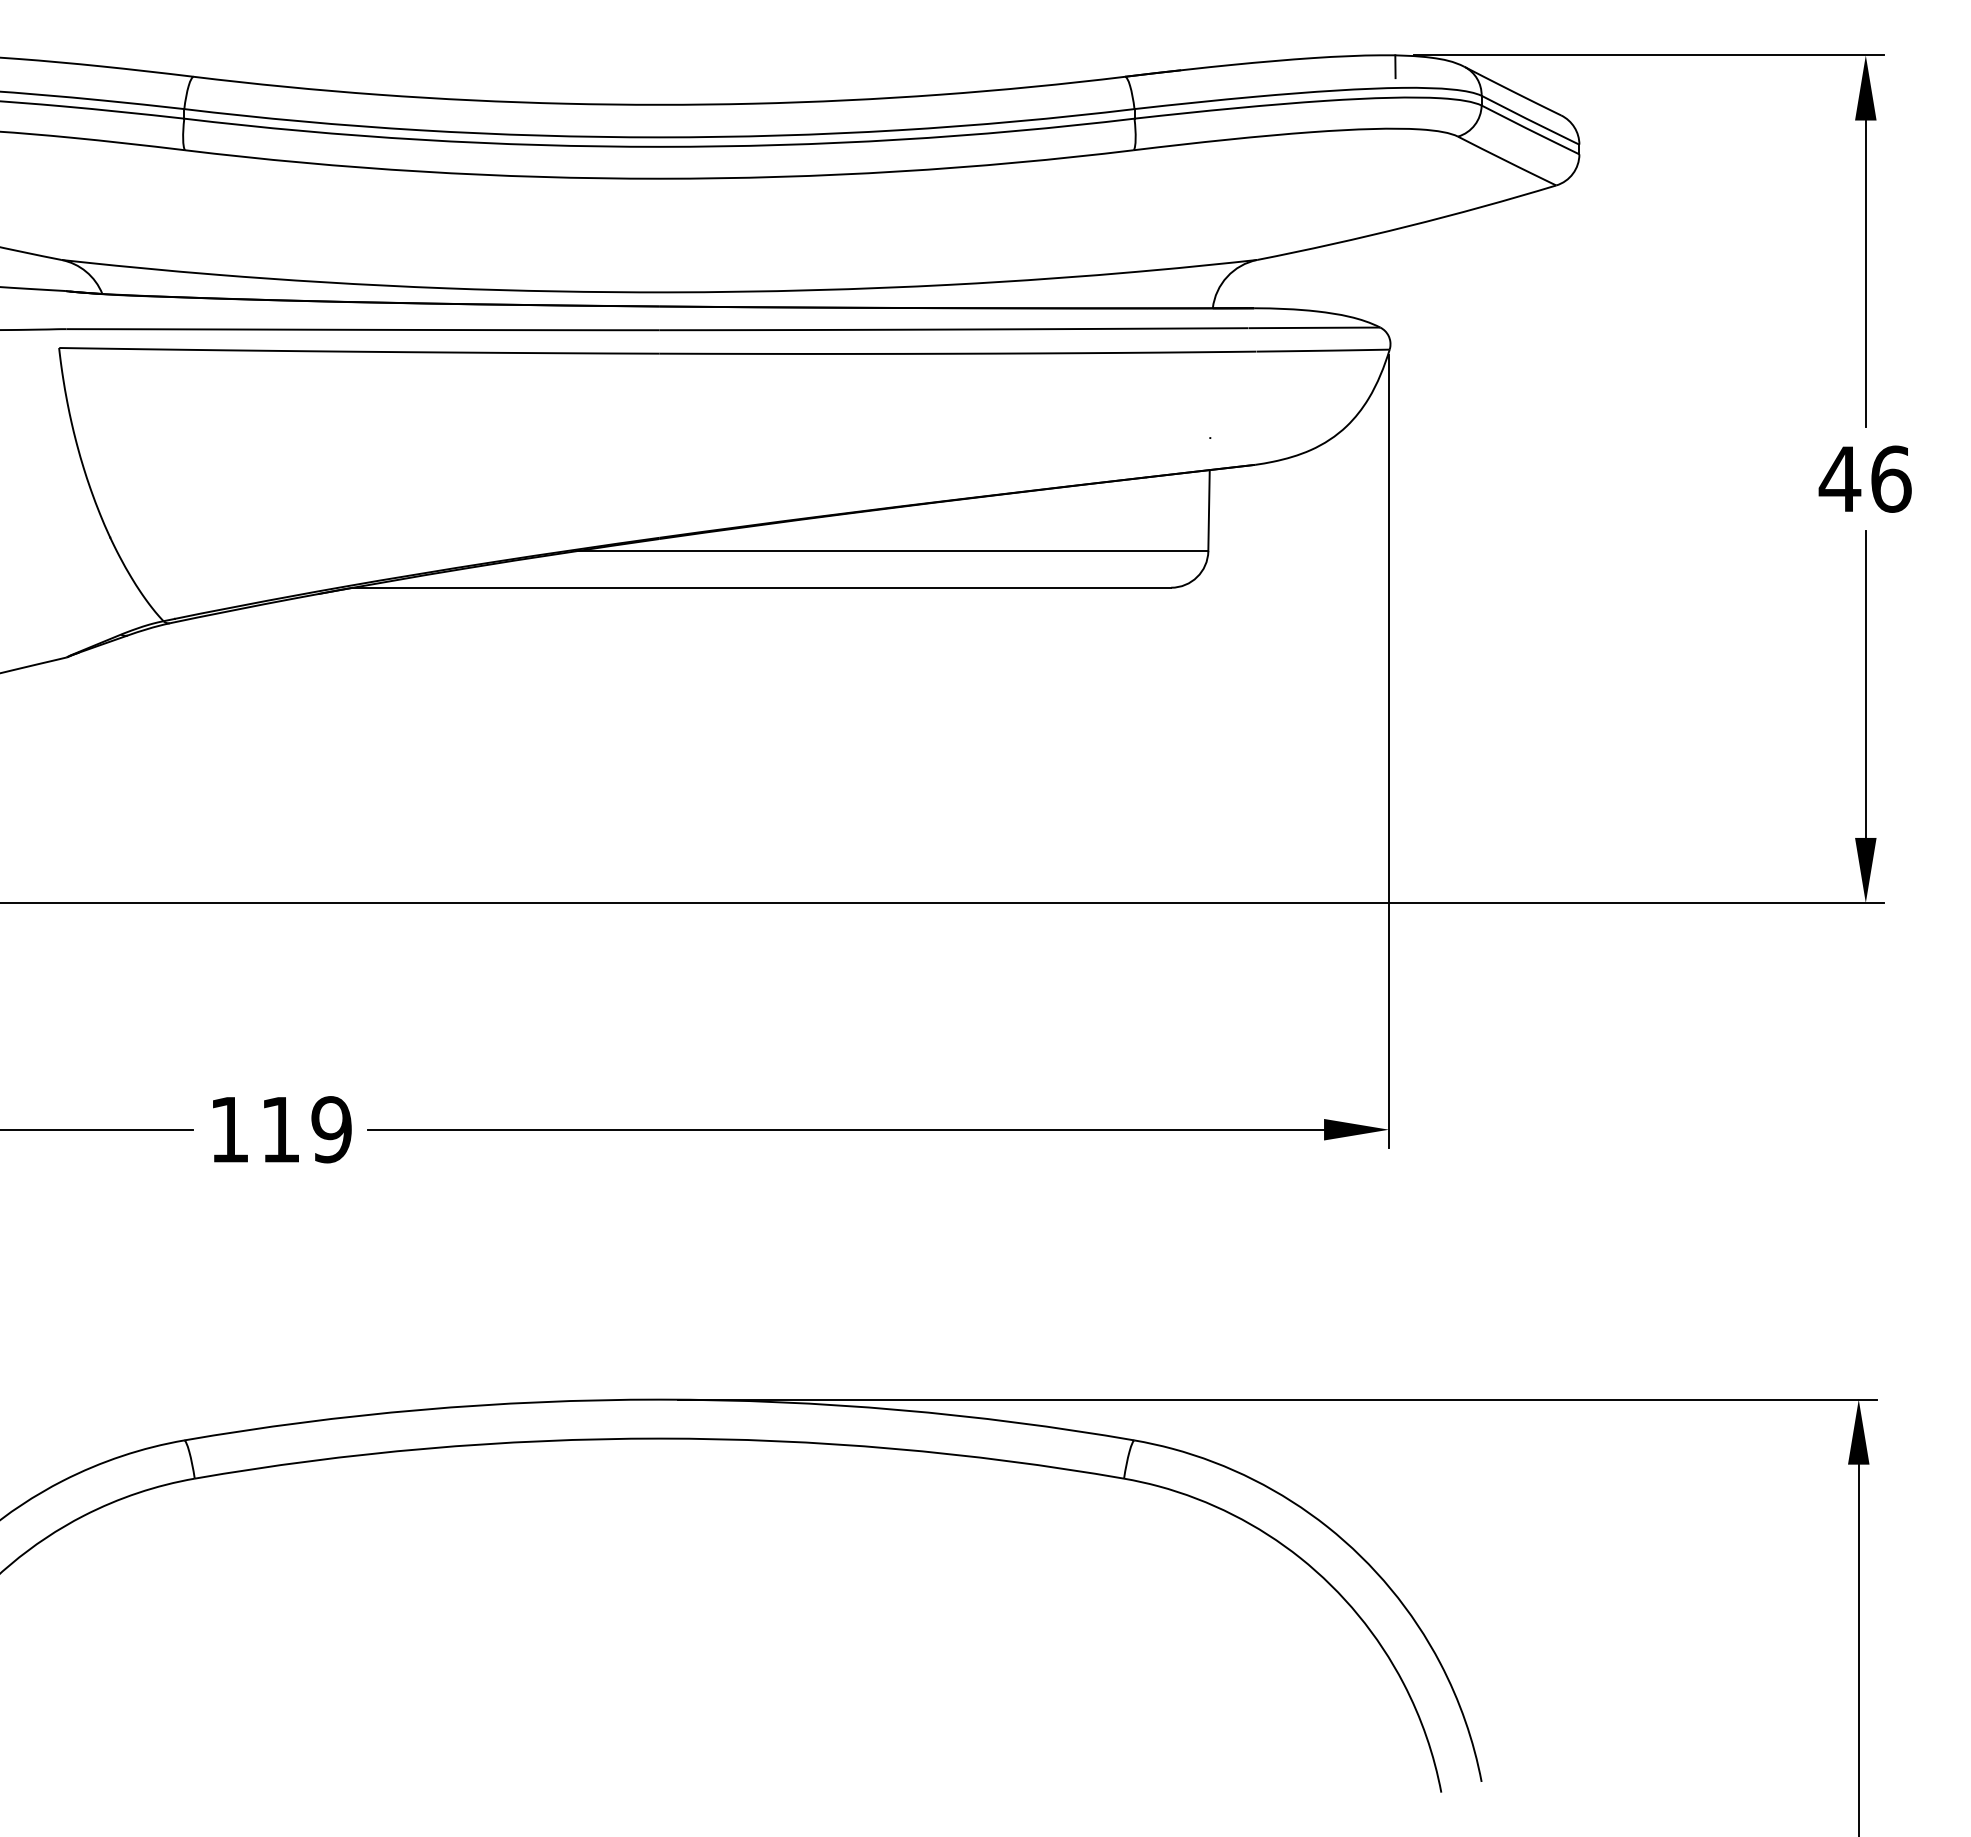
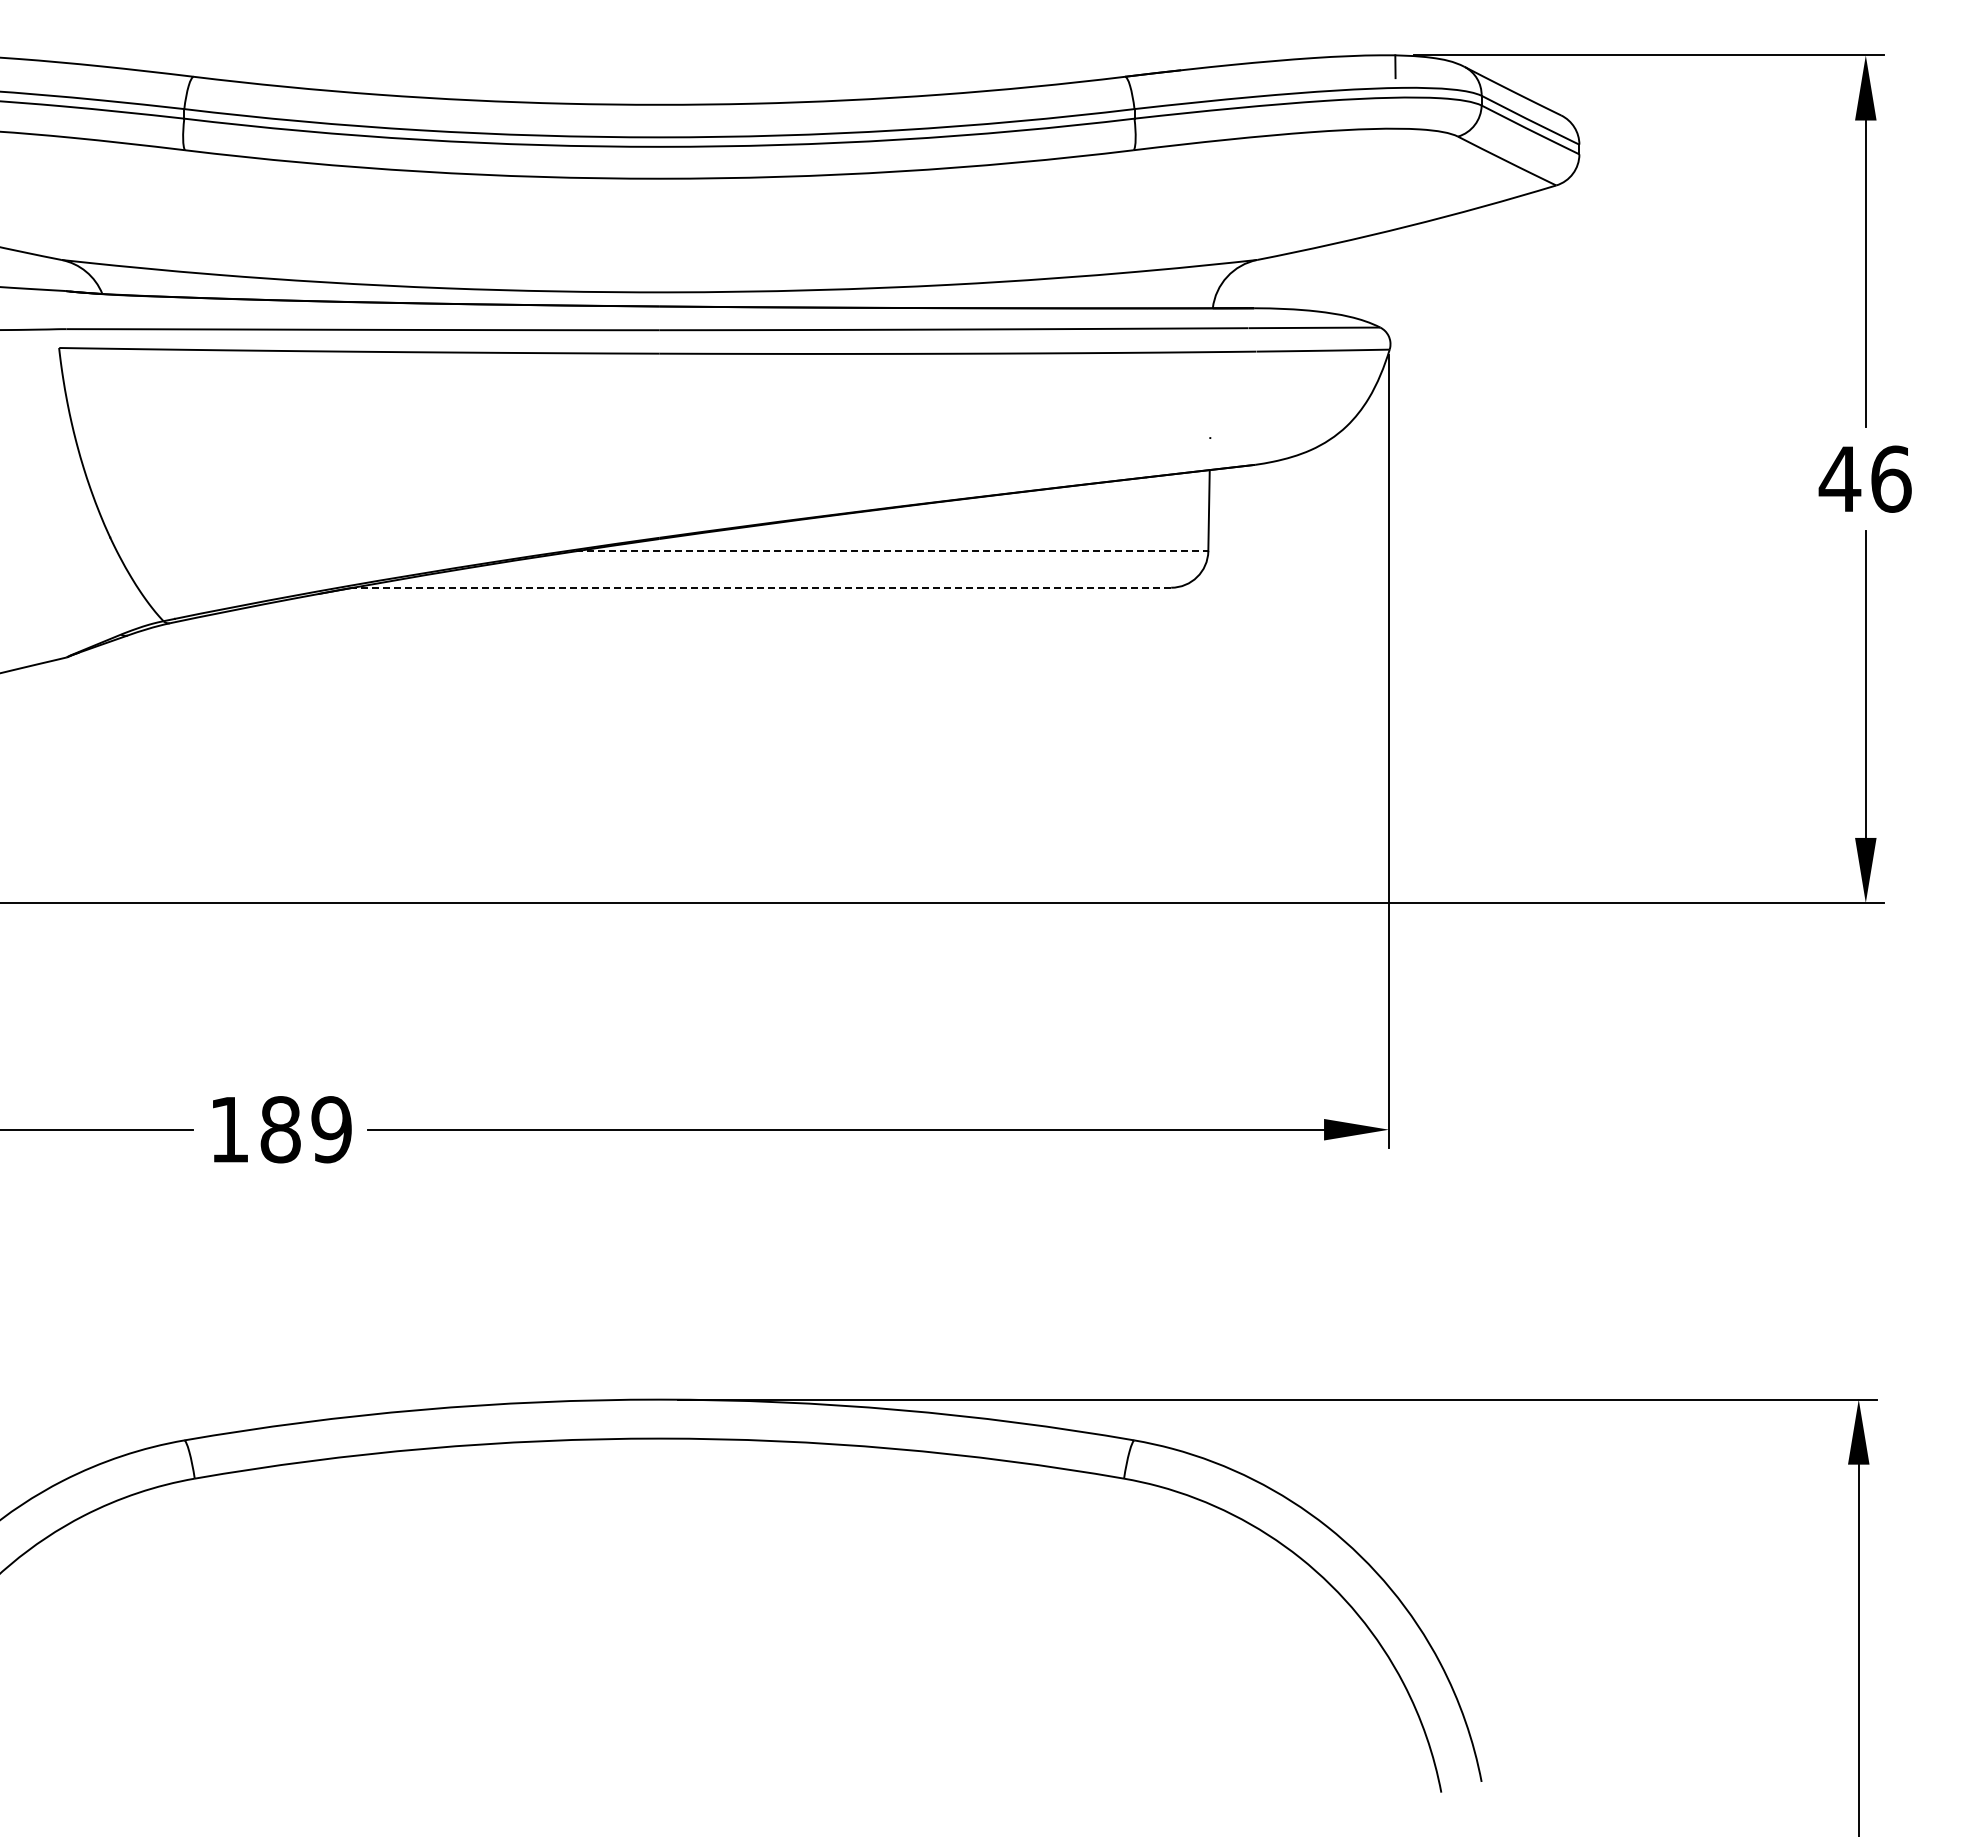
line: solid -> dashed (892, 551)
line: solid -> dashed (761, 587)
text: 119 -> 189 (280, 1129)
